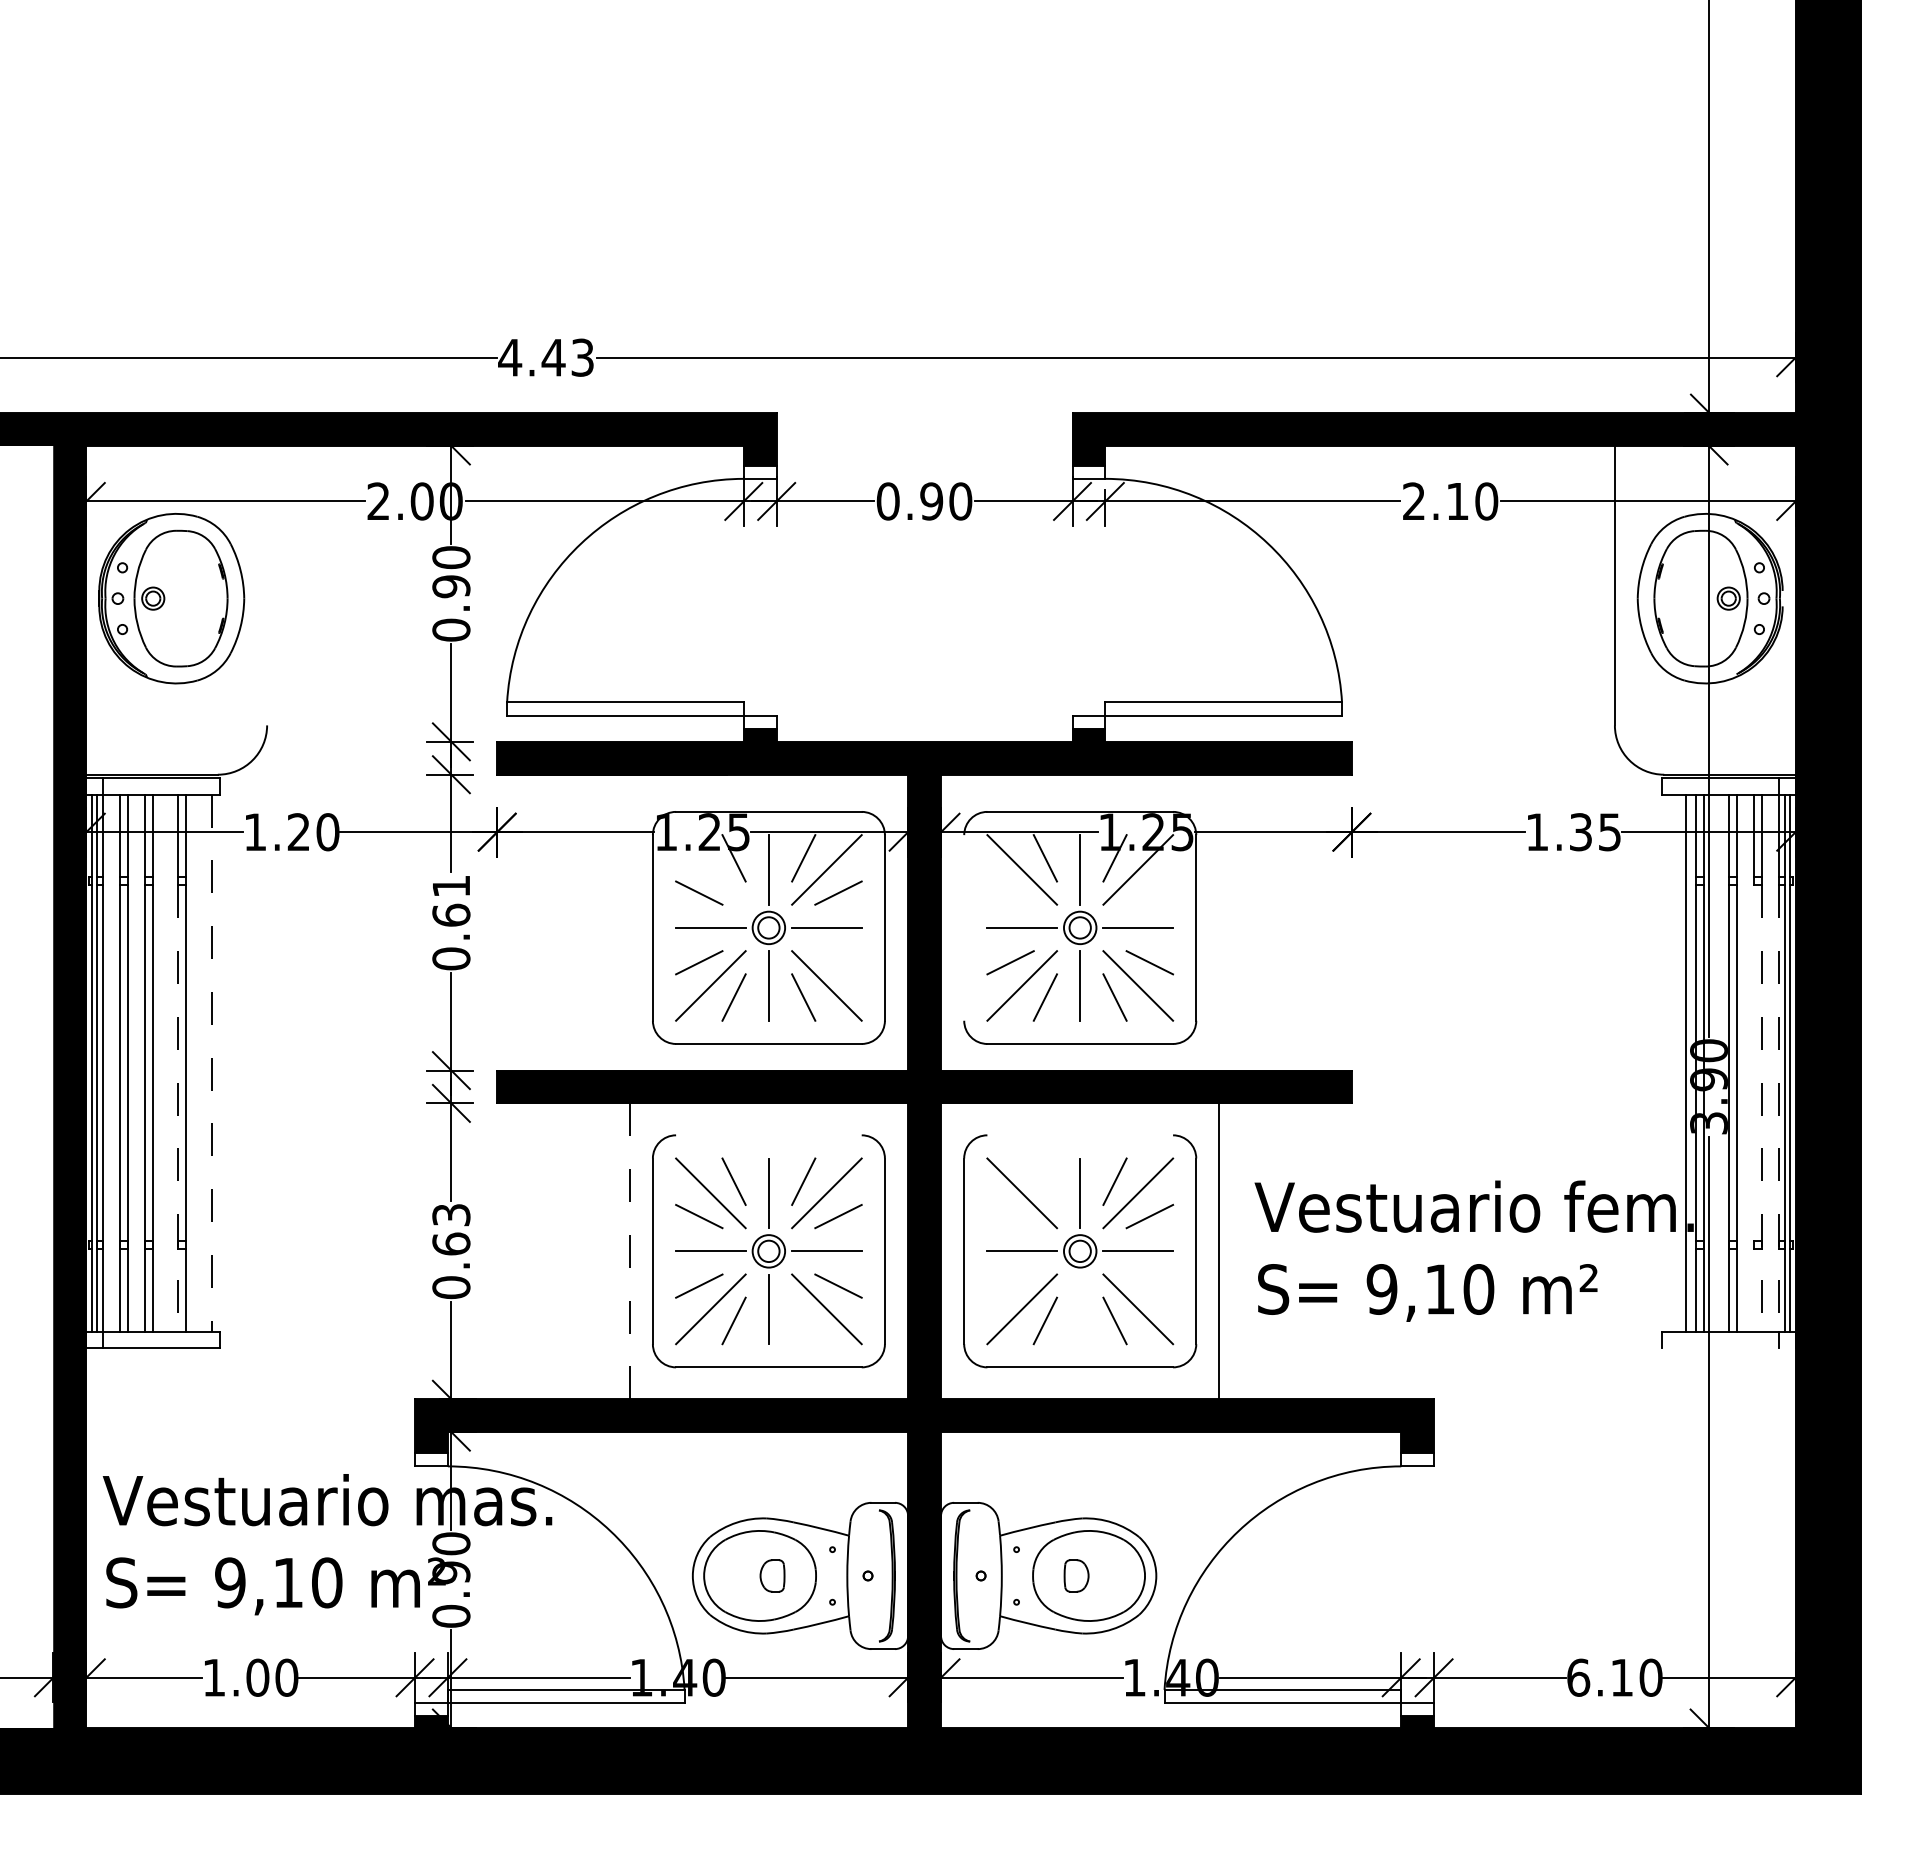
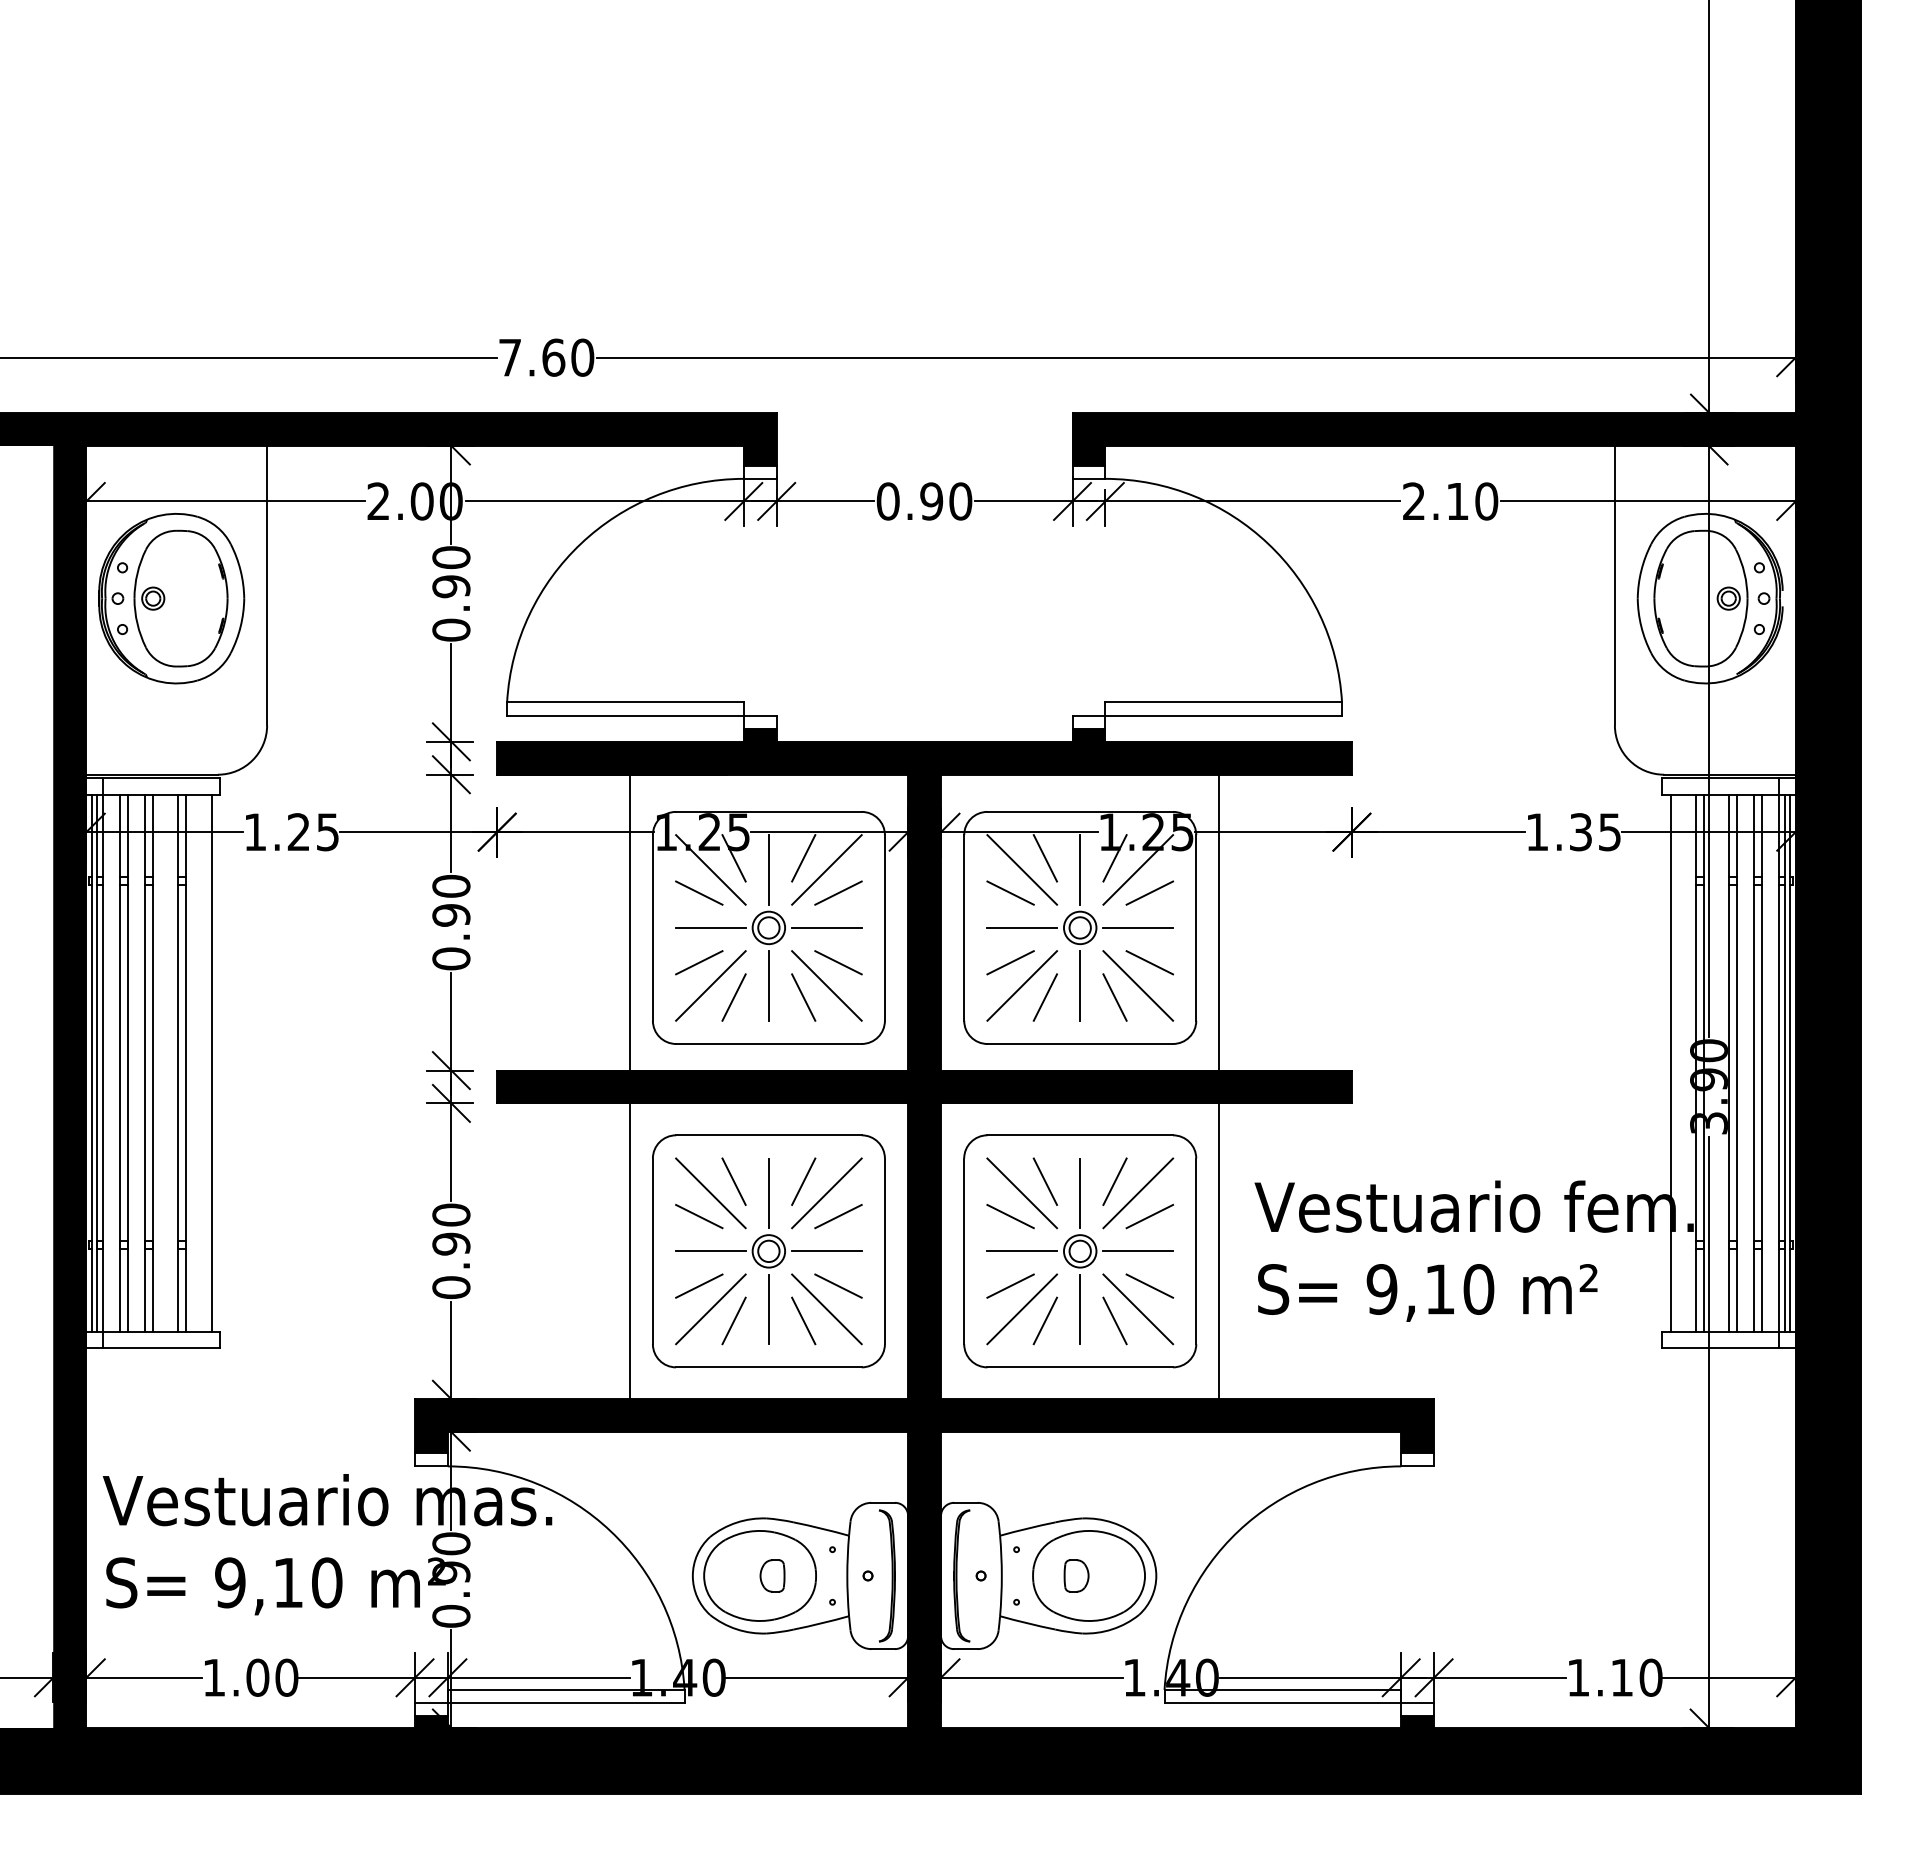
text: 4.43 -> 7.60 (546, 357)
line: none -> present (267, 585)
text: 1.20 -> 1.25 (327, 832)
line: none -> present (710, 869)
line: none -> present (1010, 892)
line: none -> present (1149, 892)
text: 0.61 -> 0.90 (451, 900)
line: none -> present (629, 922)
line: none -> present (1219, 922)
line: none -> present (964, 927)
line: none -> present (838, 962)
line position: (1685, 1062) -> (1670, 1062) (1670, 1062)
line: dashed -> solid (211, 1063)
line: none -> present (1753, 1108)
line: dashed -> solid (178, 1109)
line: dashed -> solid (1762, 1109)
line: dashed -> solid (1778, 1109)
line: none -> present (768, 1135)
line: none -> present (1080, 1135)
line: none -> present (1045, 1181)
line: none -> present (1010, 1216)
text: 0.63 -> 0.90 (451, 1229)
line: dashed -> solid (629, 1251)
line: none -> present (1010, 1285)
line: none -> present (1149, 1285)
line: none -> present (1080, 1309)
line: none -> present (803, 1320)
line: none -> present (1728, 1348)
text: 6.10 -> 1.10 (1578, 1677)
